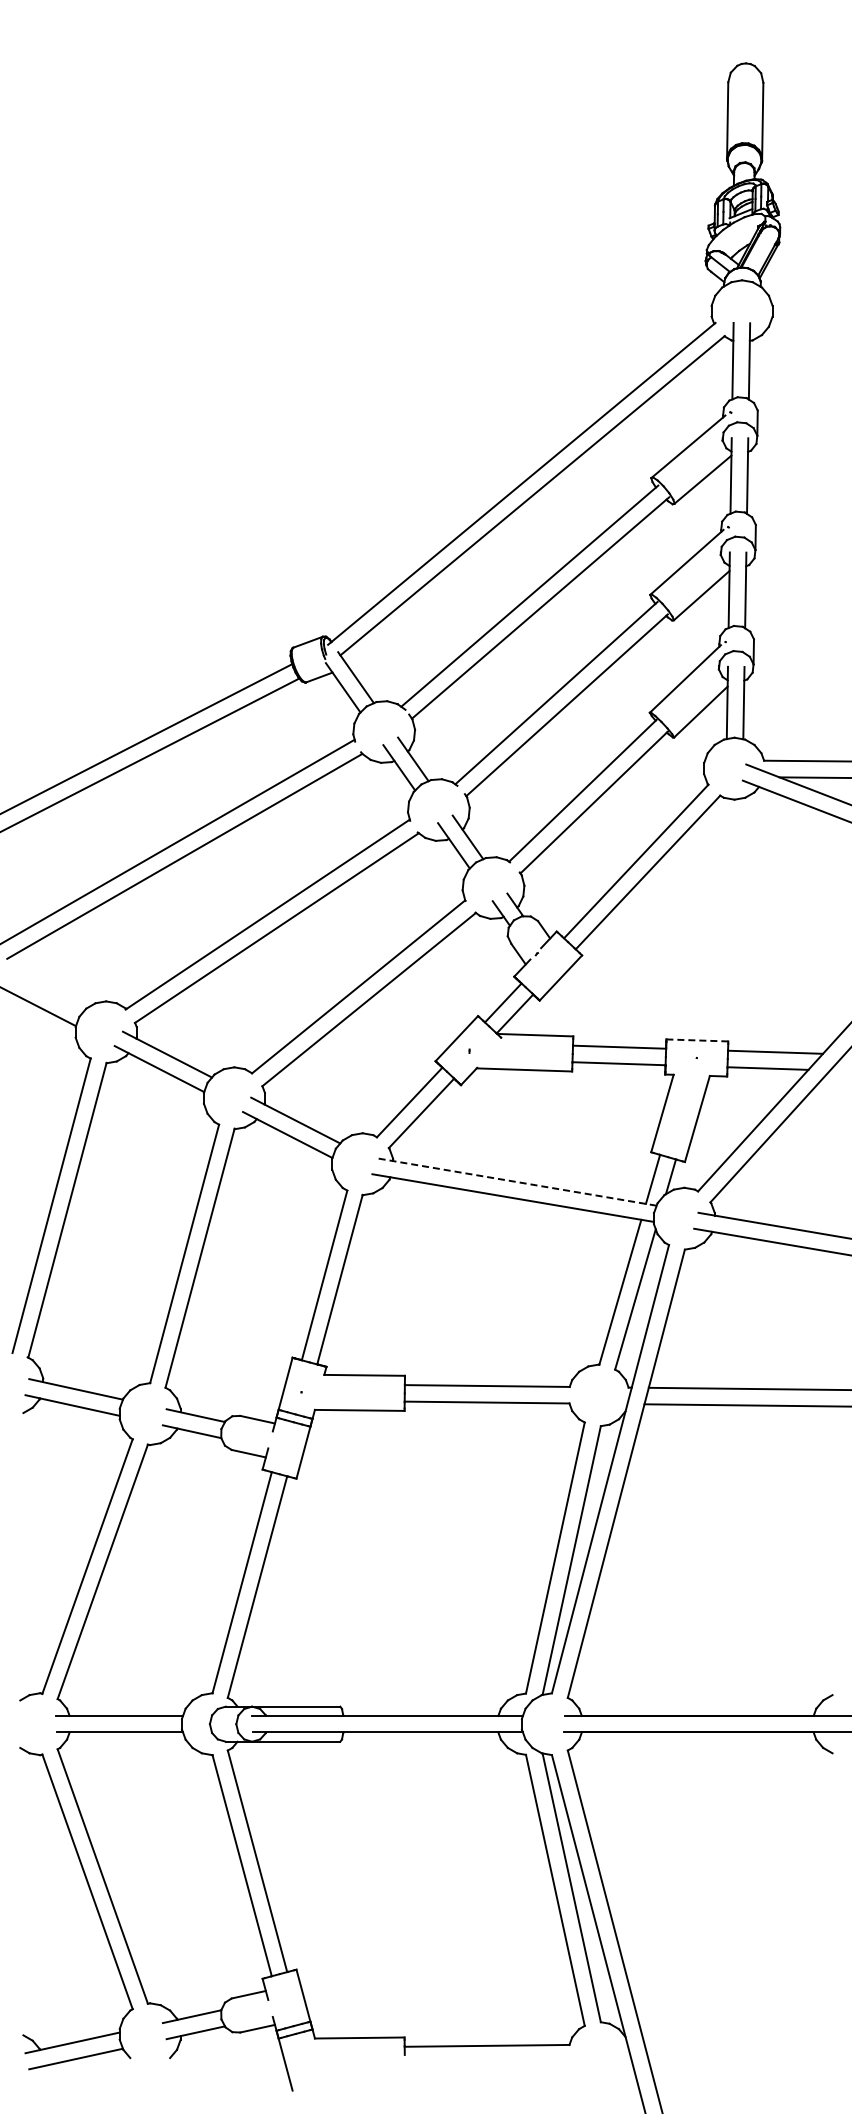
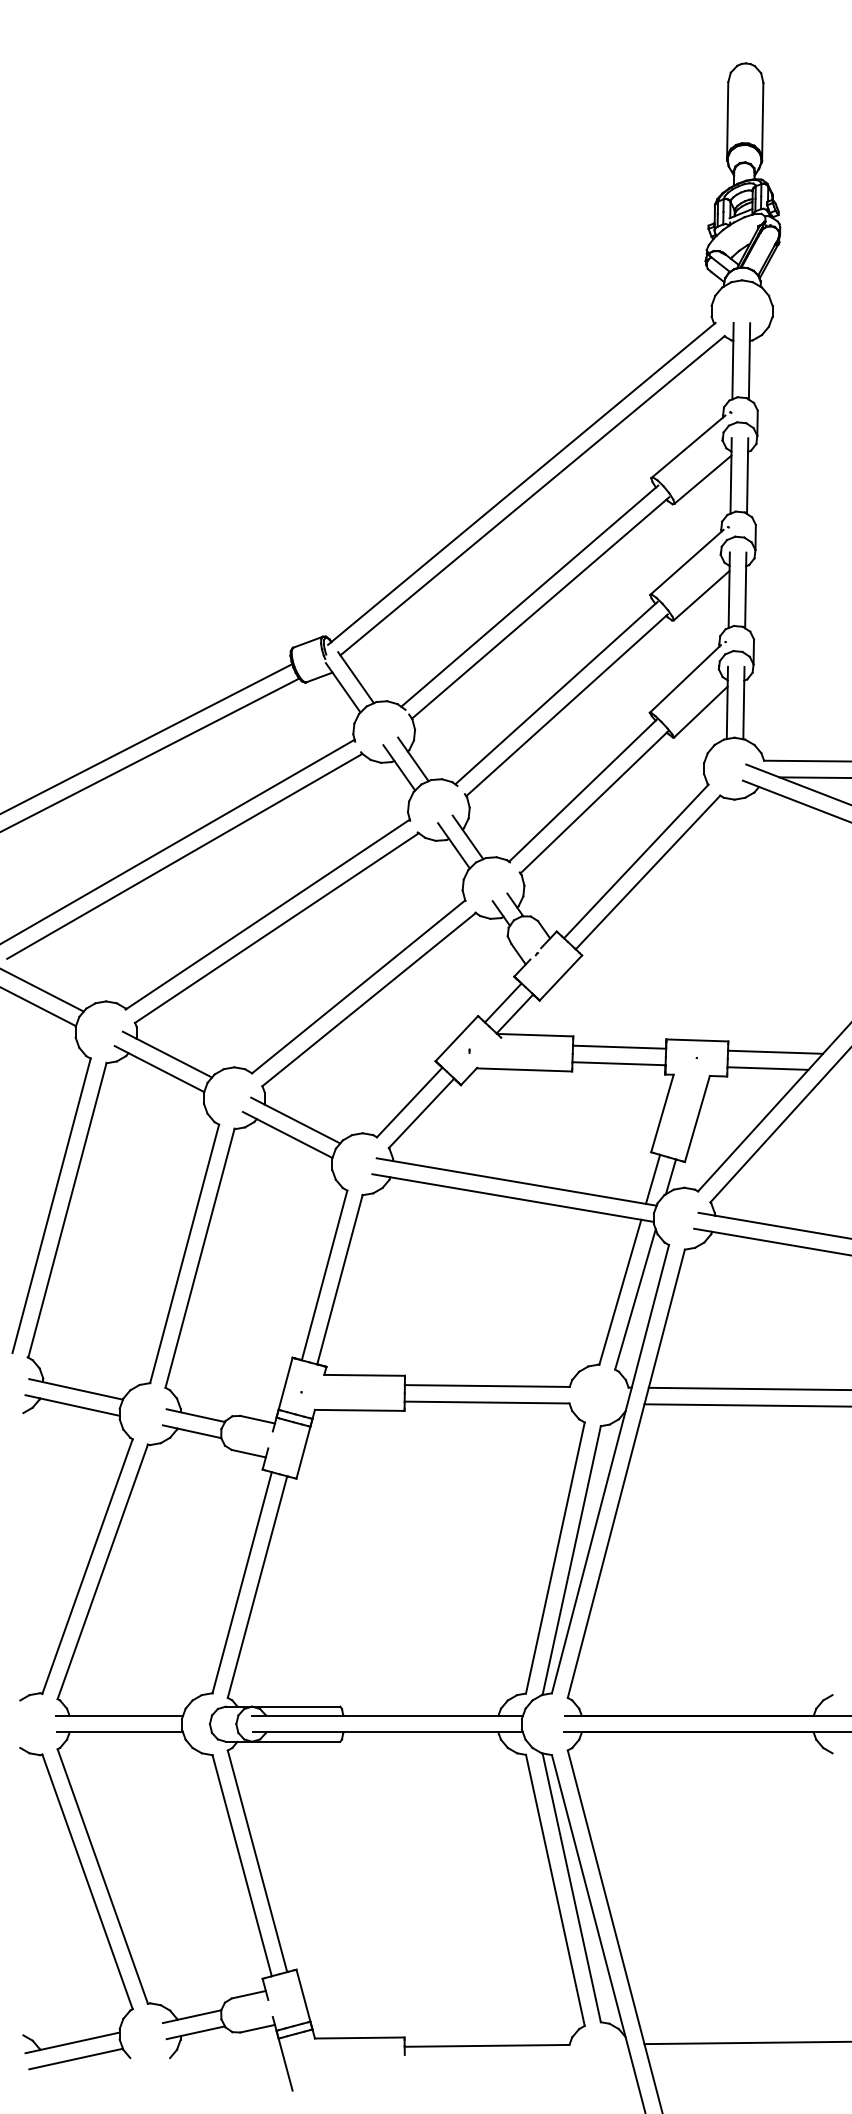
line: none -> present (42, 990)
line: dashed -> solid (697, 1040)
line: dashed -> solid (516, 1182)
line: none -> present (746, 2042)
